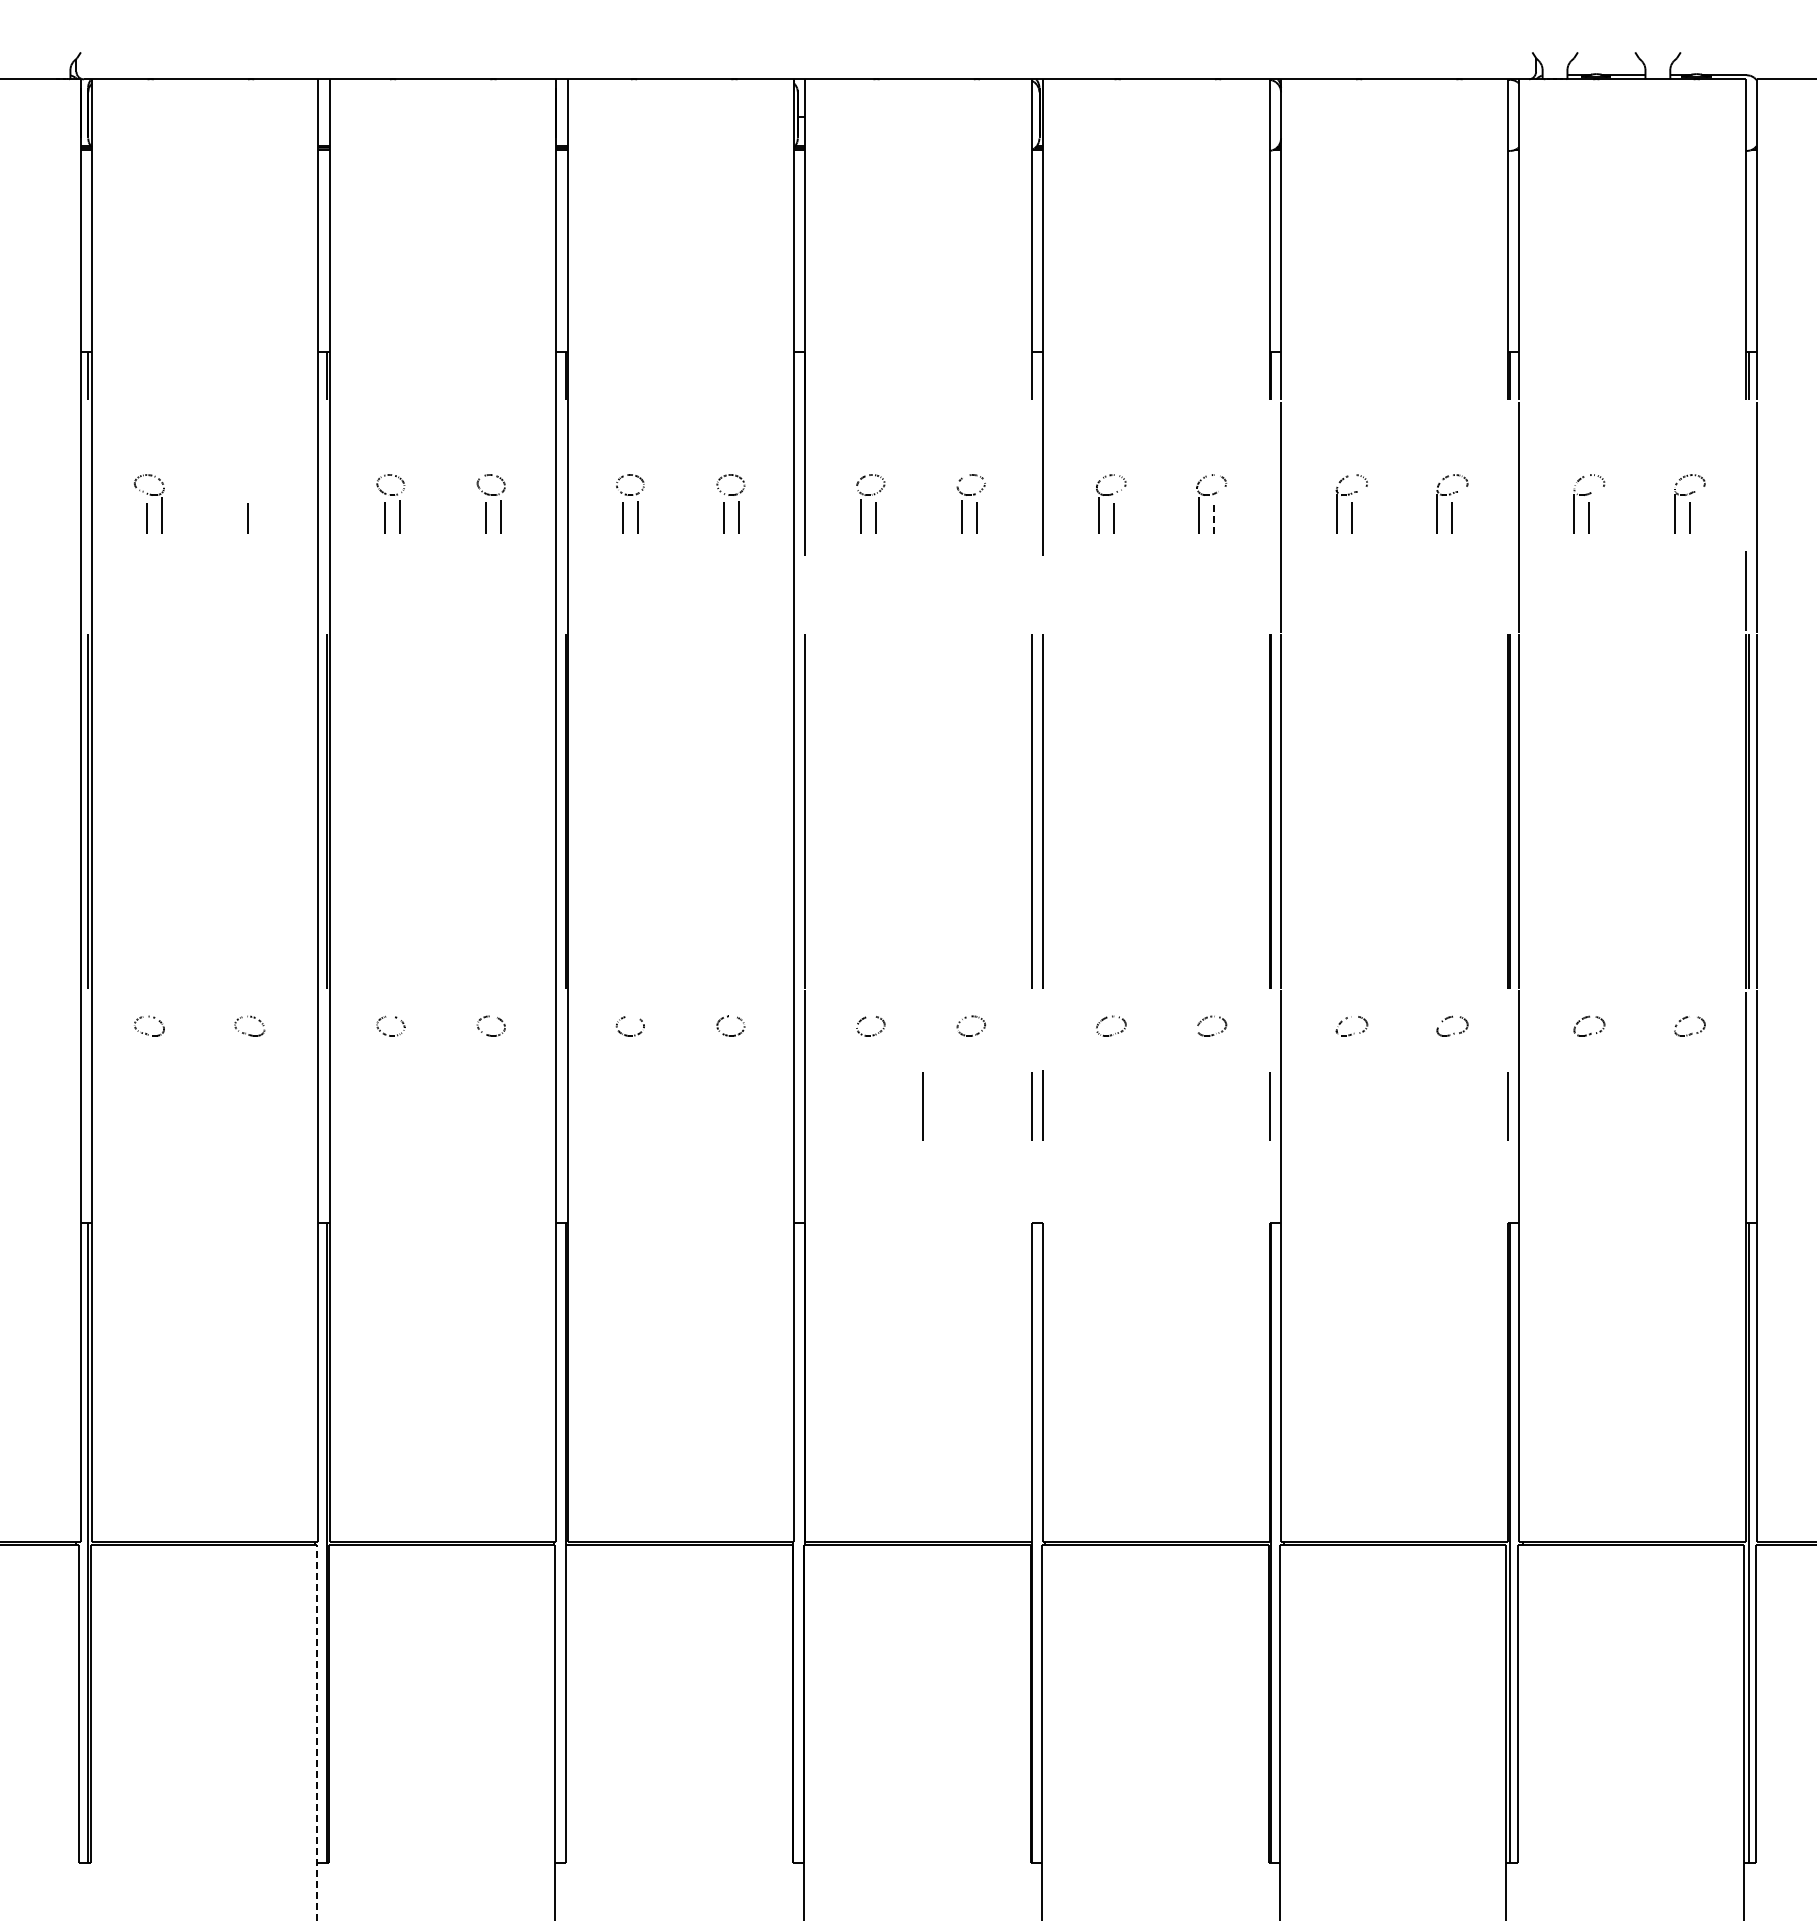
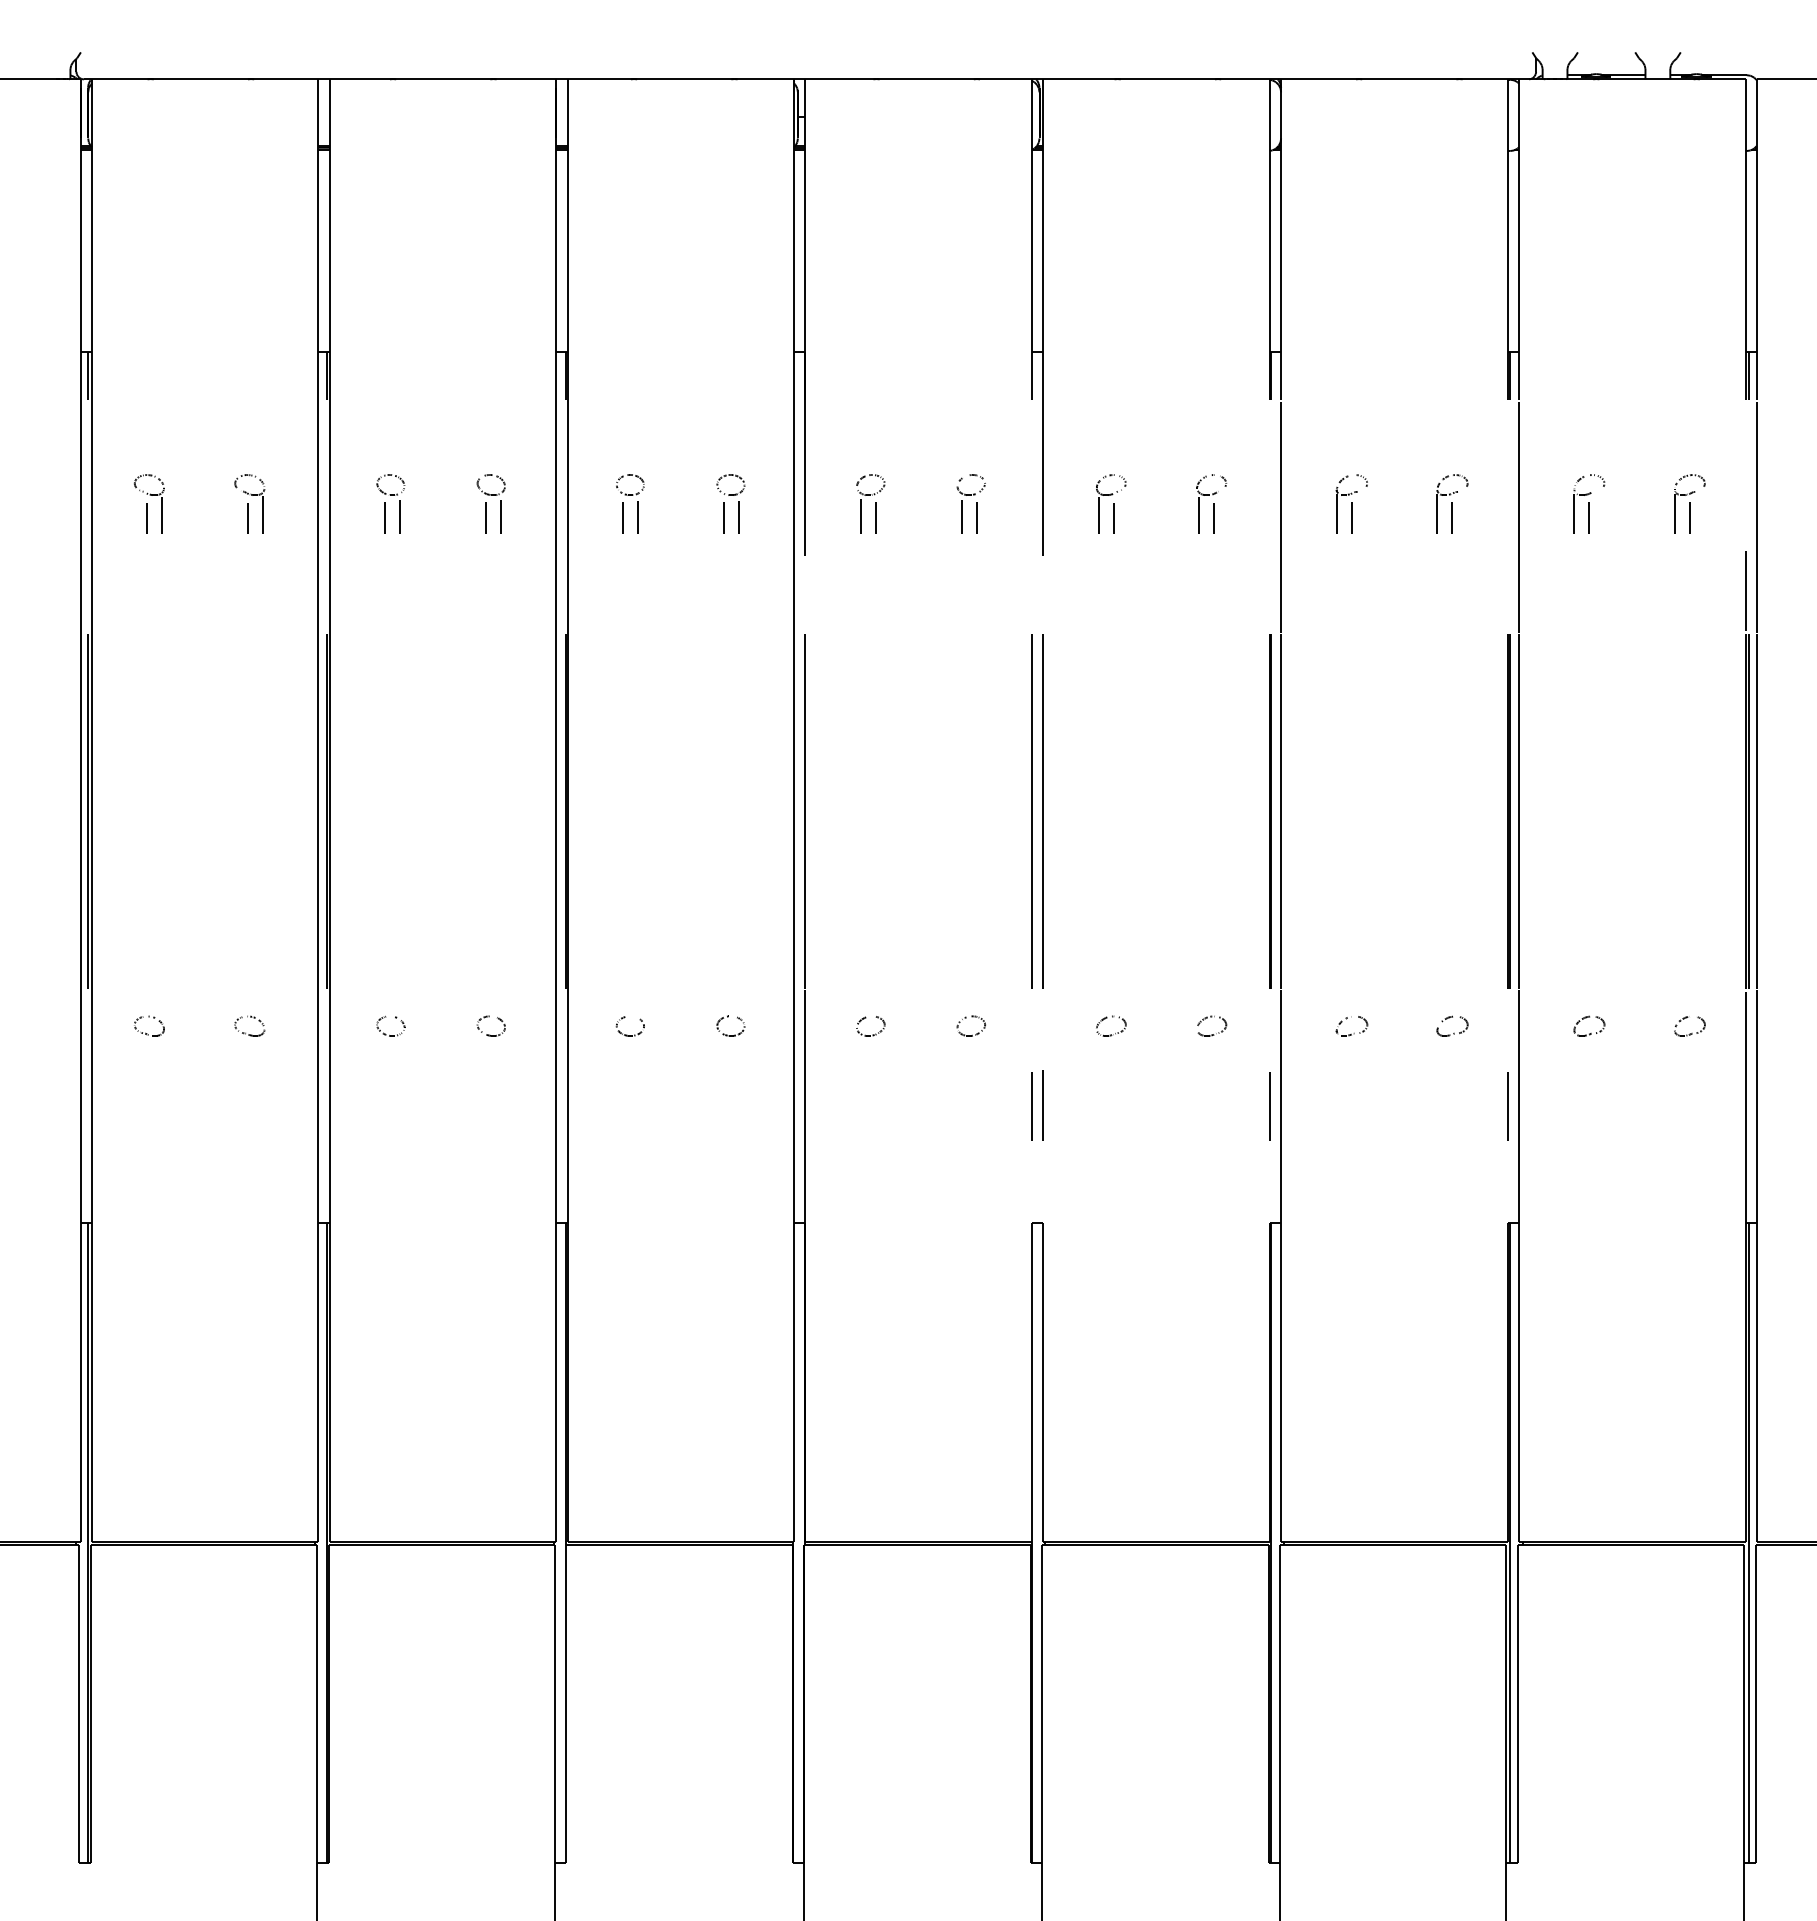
part: none -> present (251, 495)
line: dashed -> solid (1214, 518)
line: present -> none (922, 1106)
line: dashed -> solid (317, 1732)
